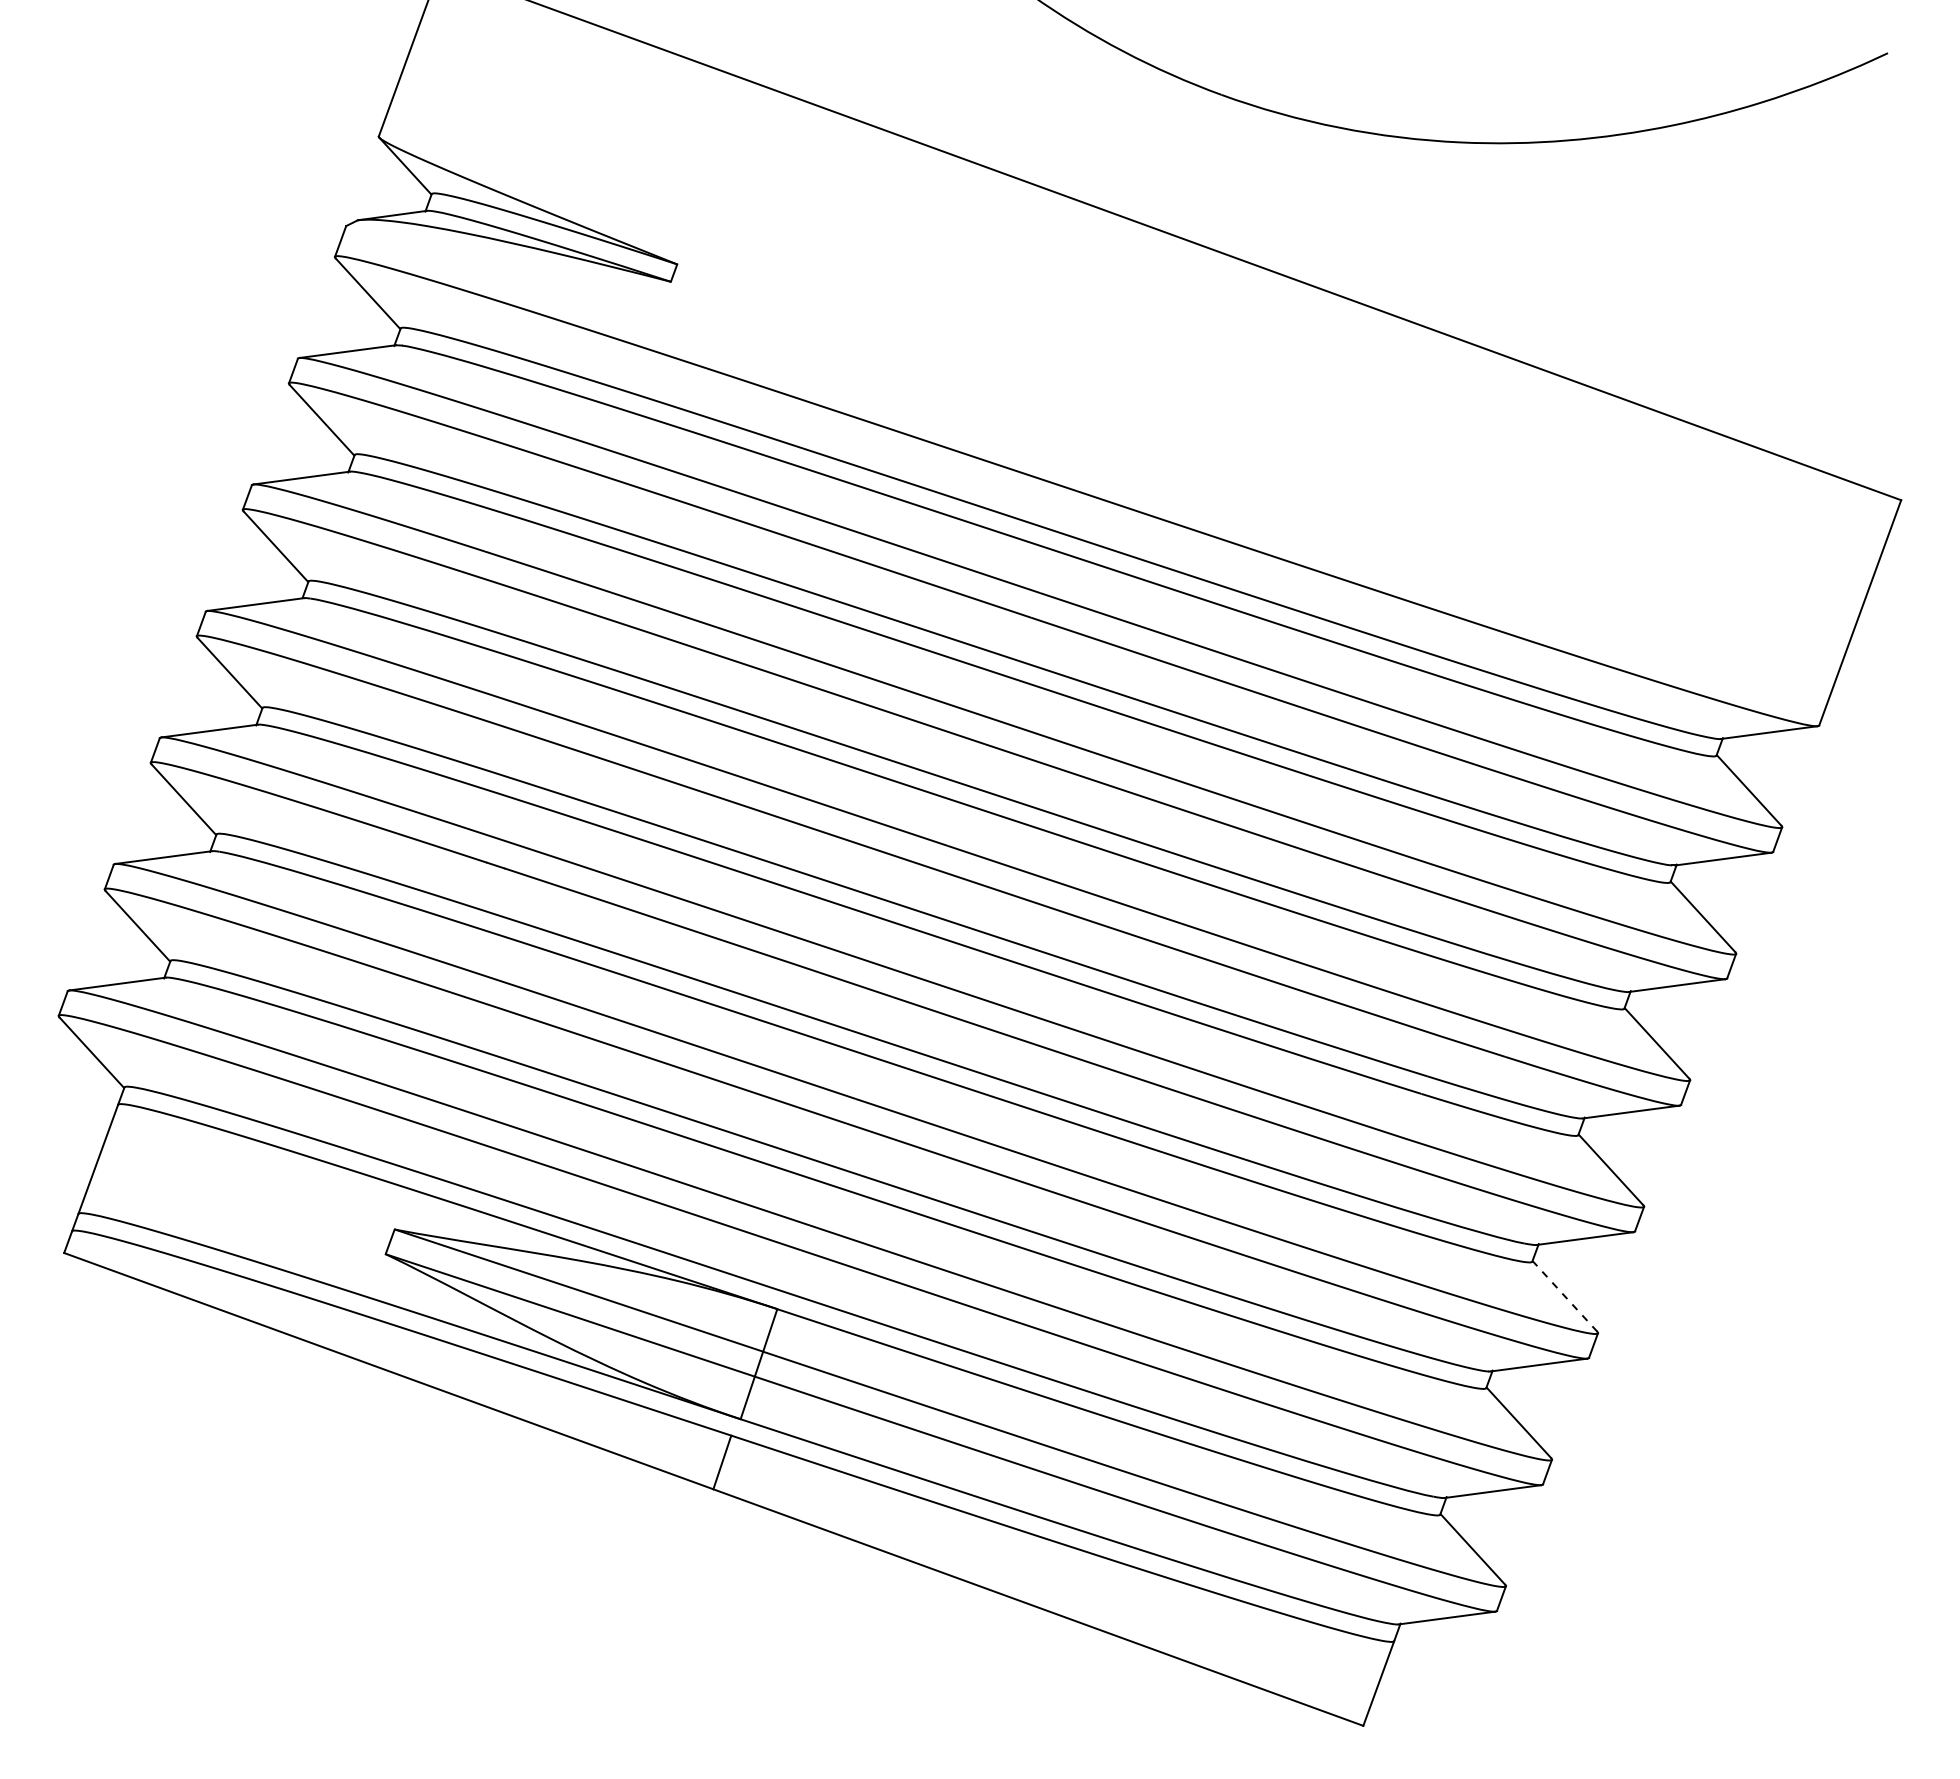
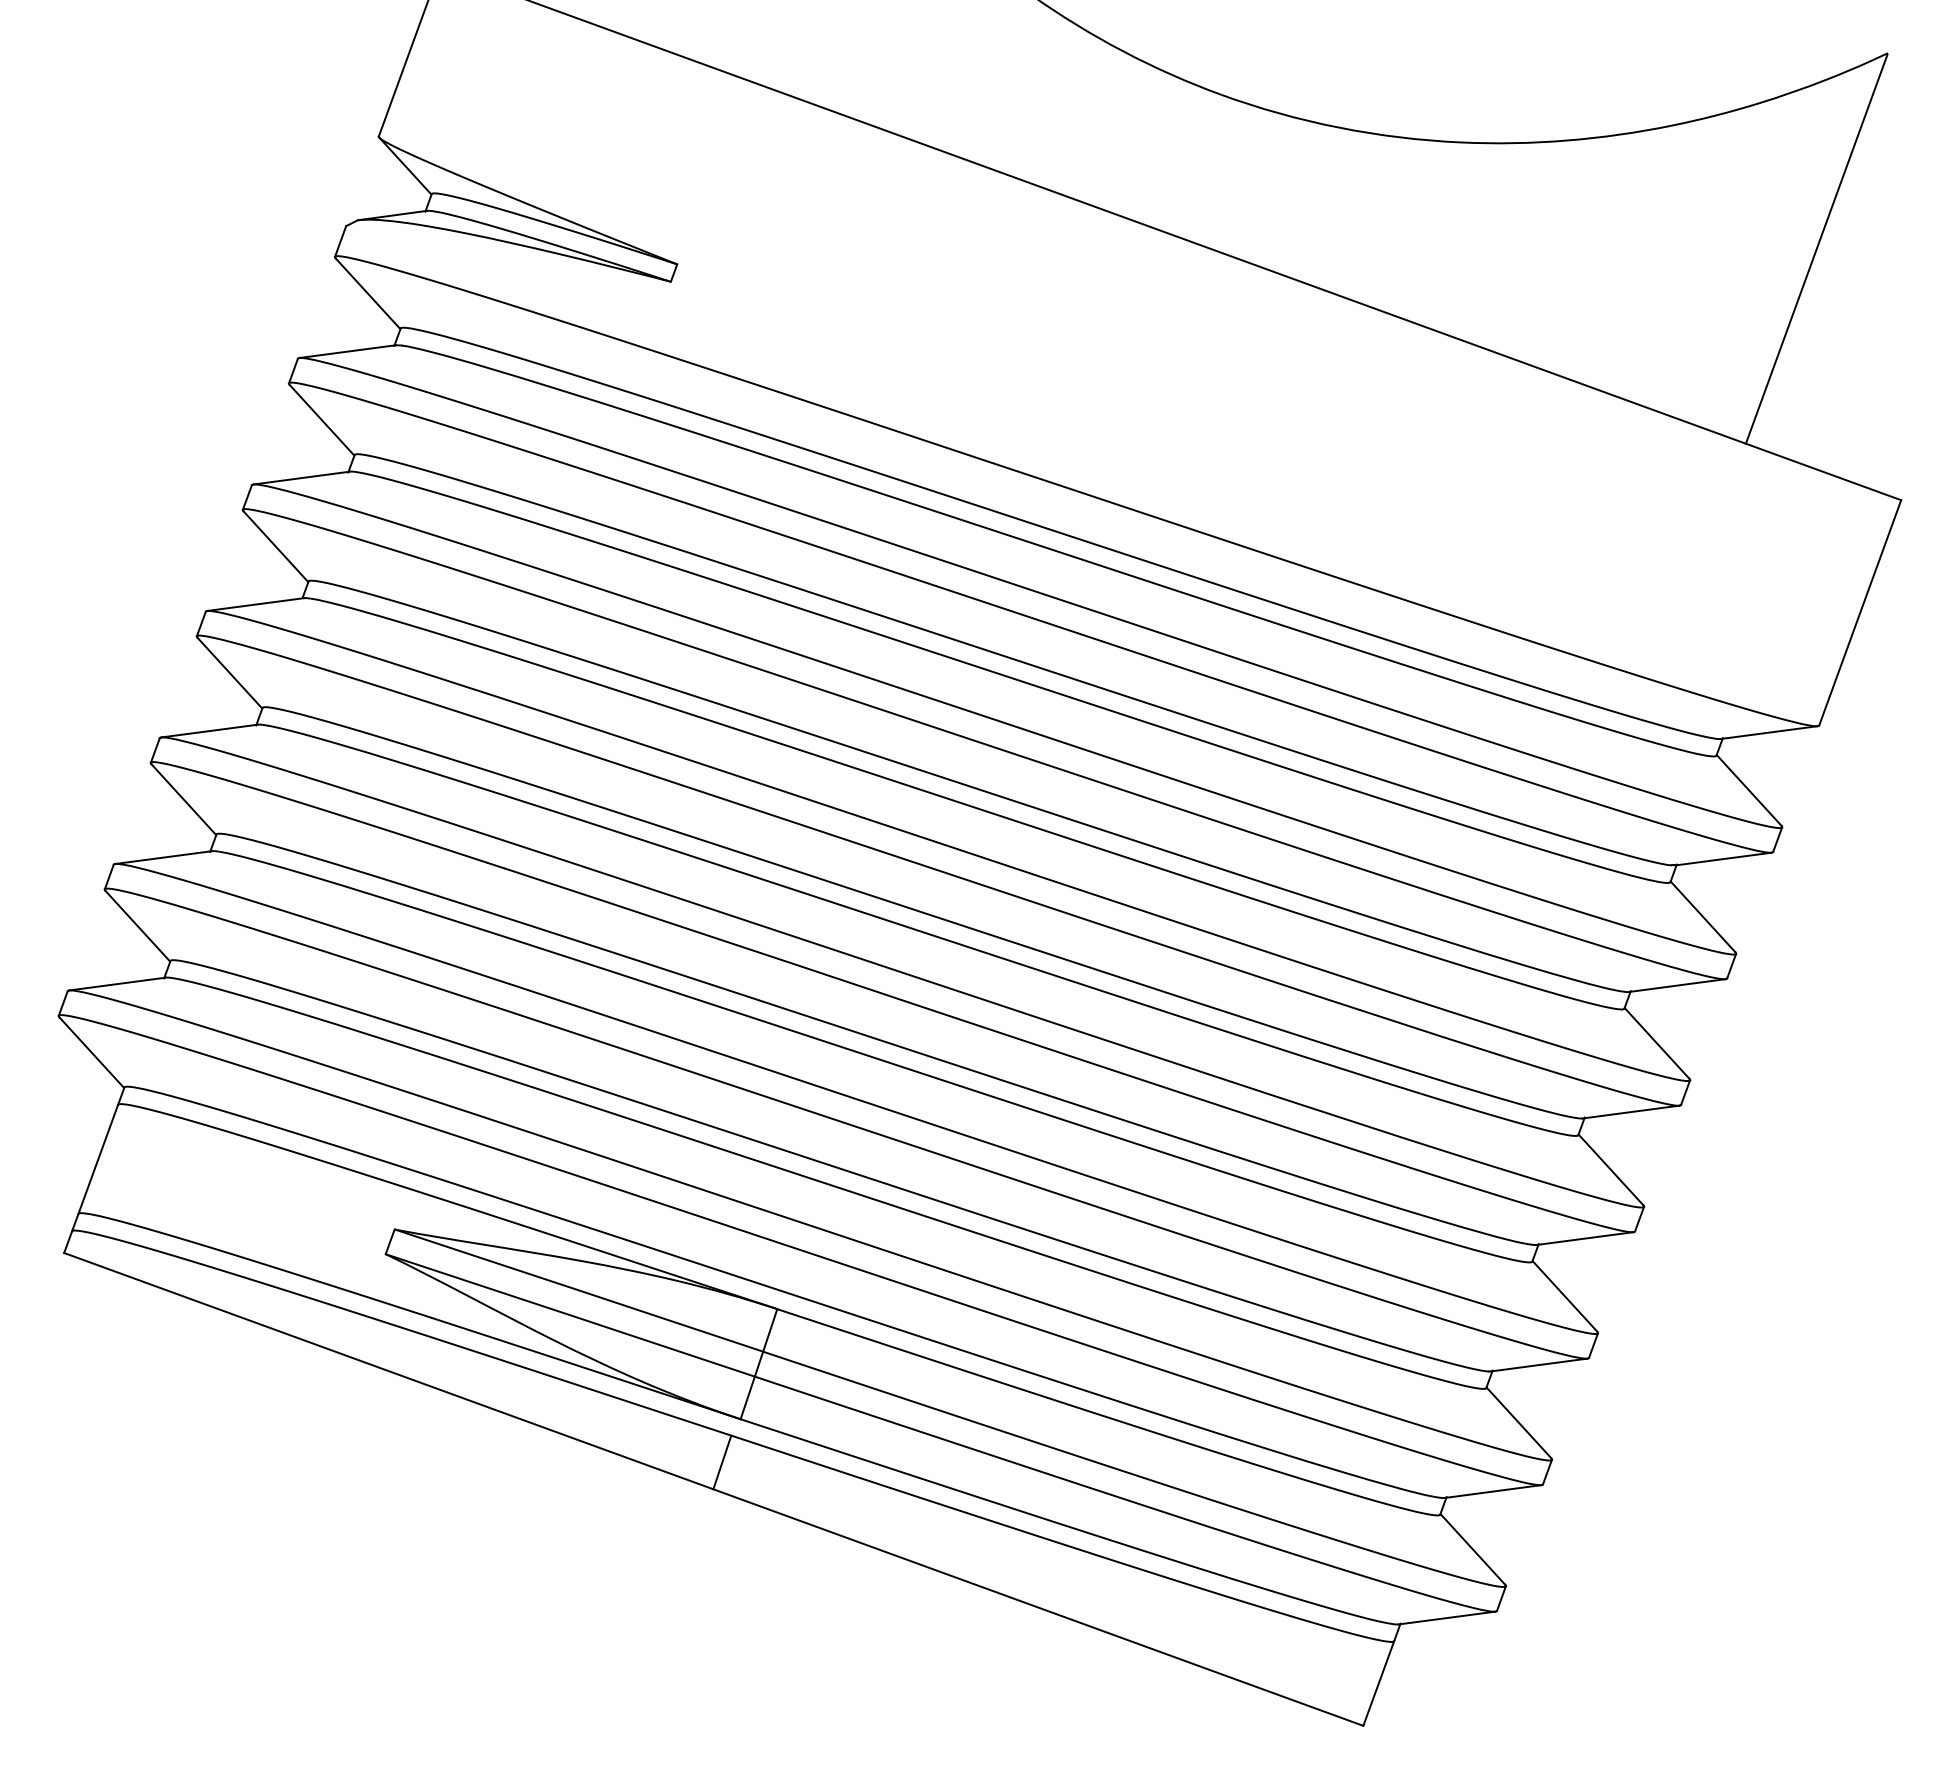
line: none -> present (1816, 248)
line: dashed -> solid (1565, 1296)
